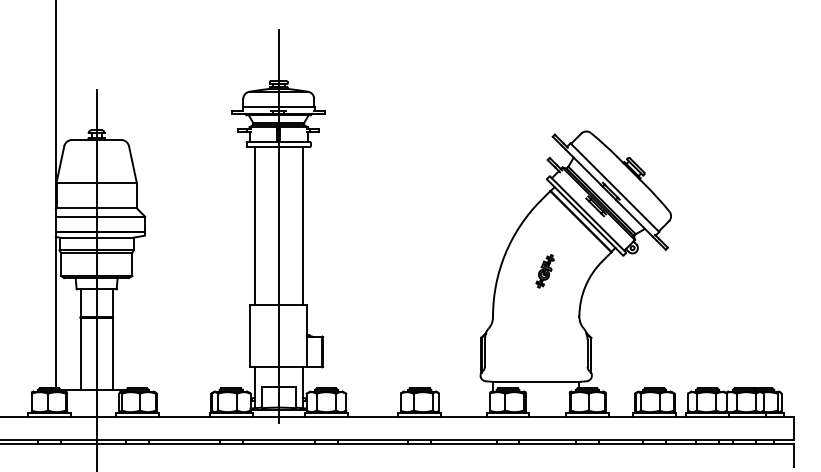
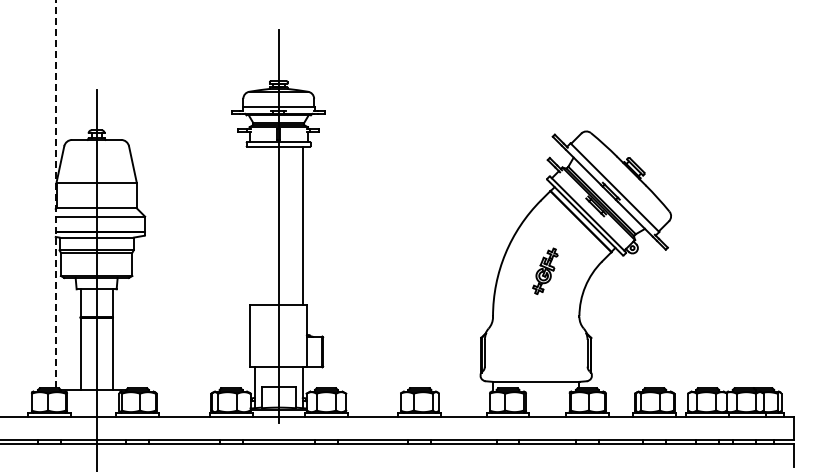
line: solid -> dashed (55, 194)
line: present -> none (254, 225)
part size: 20x35 px -> 27x48 px (545, 270)
